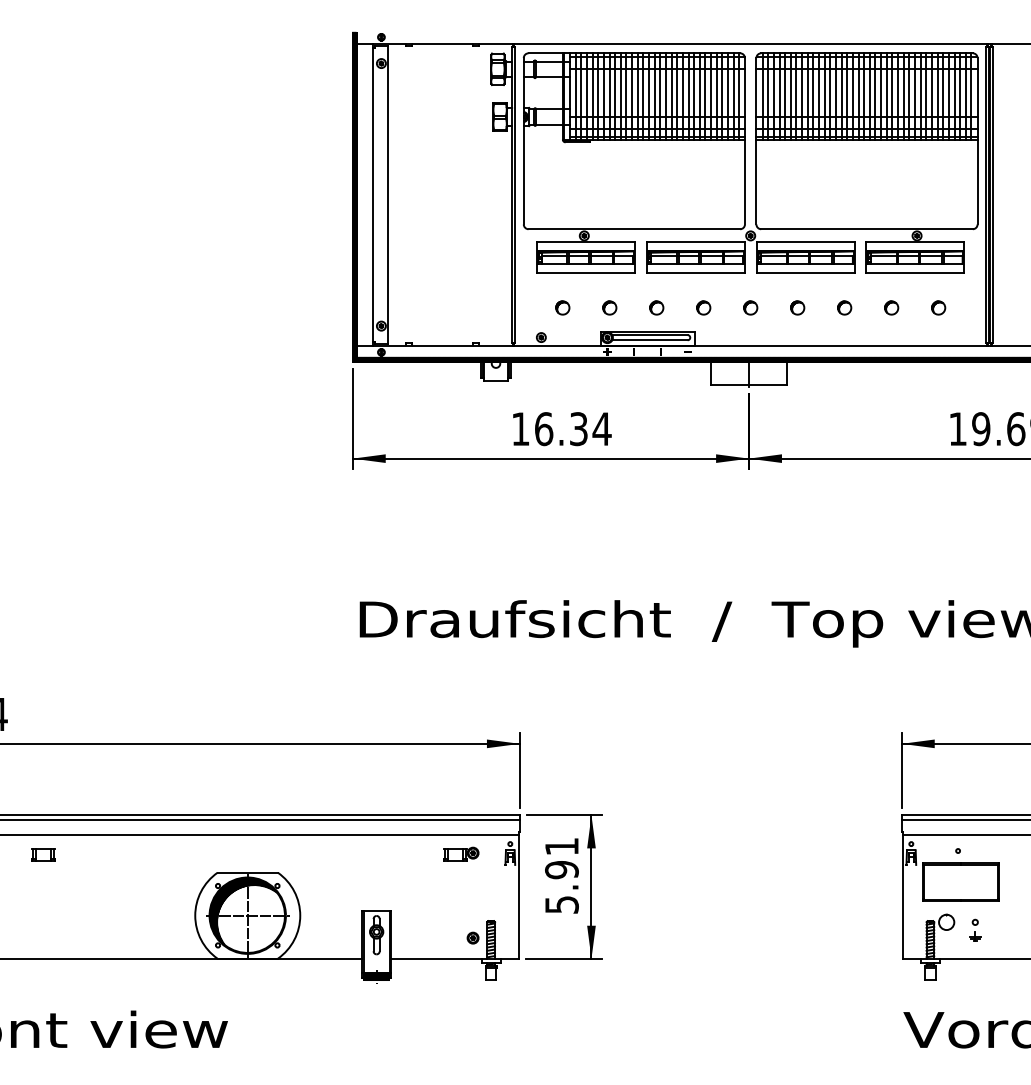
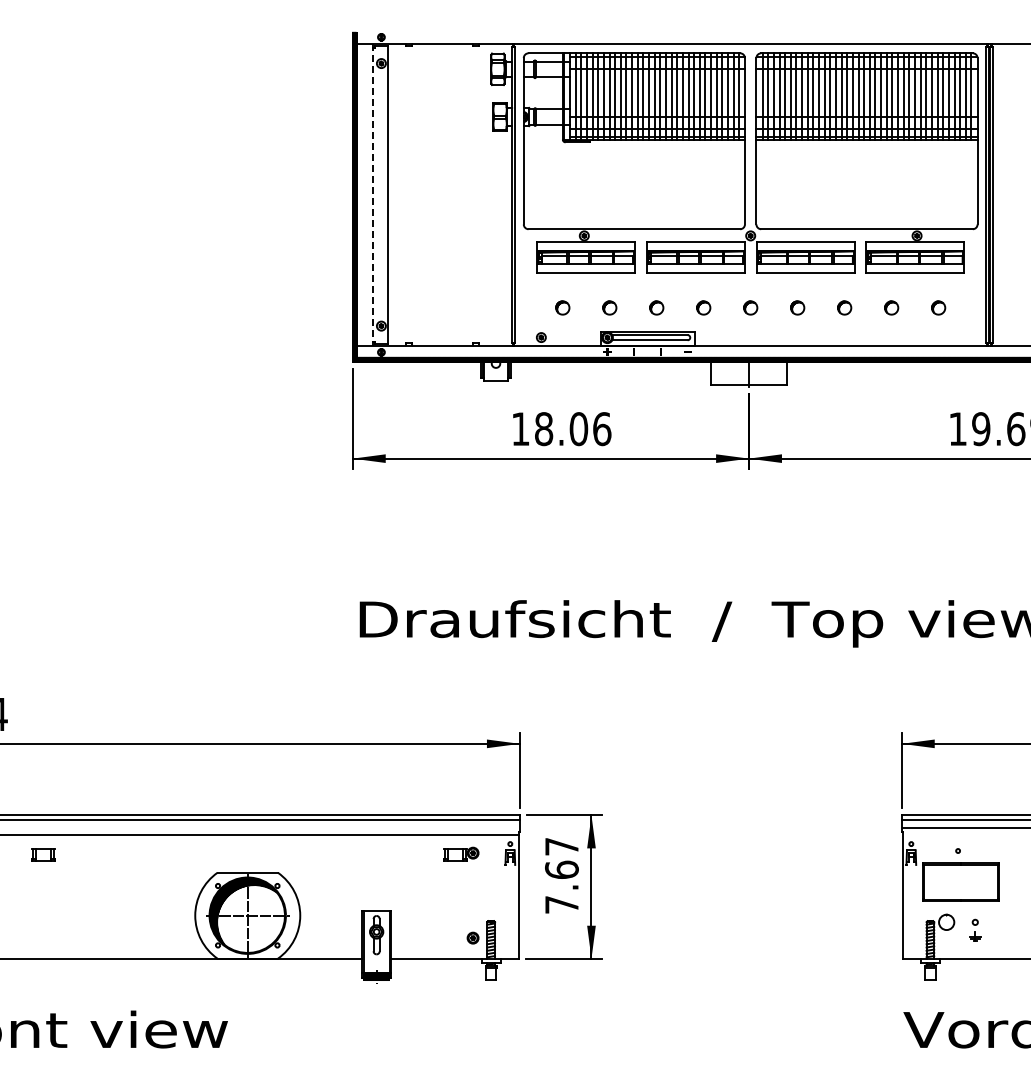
line: solid -> dashed (372, 194)
text: 16.34 -> 18.06 (573, 429)
line position: (964, 834) -> (964, 827) (964, 827)
text: 5.91 -> 7.67 (561, 875)
